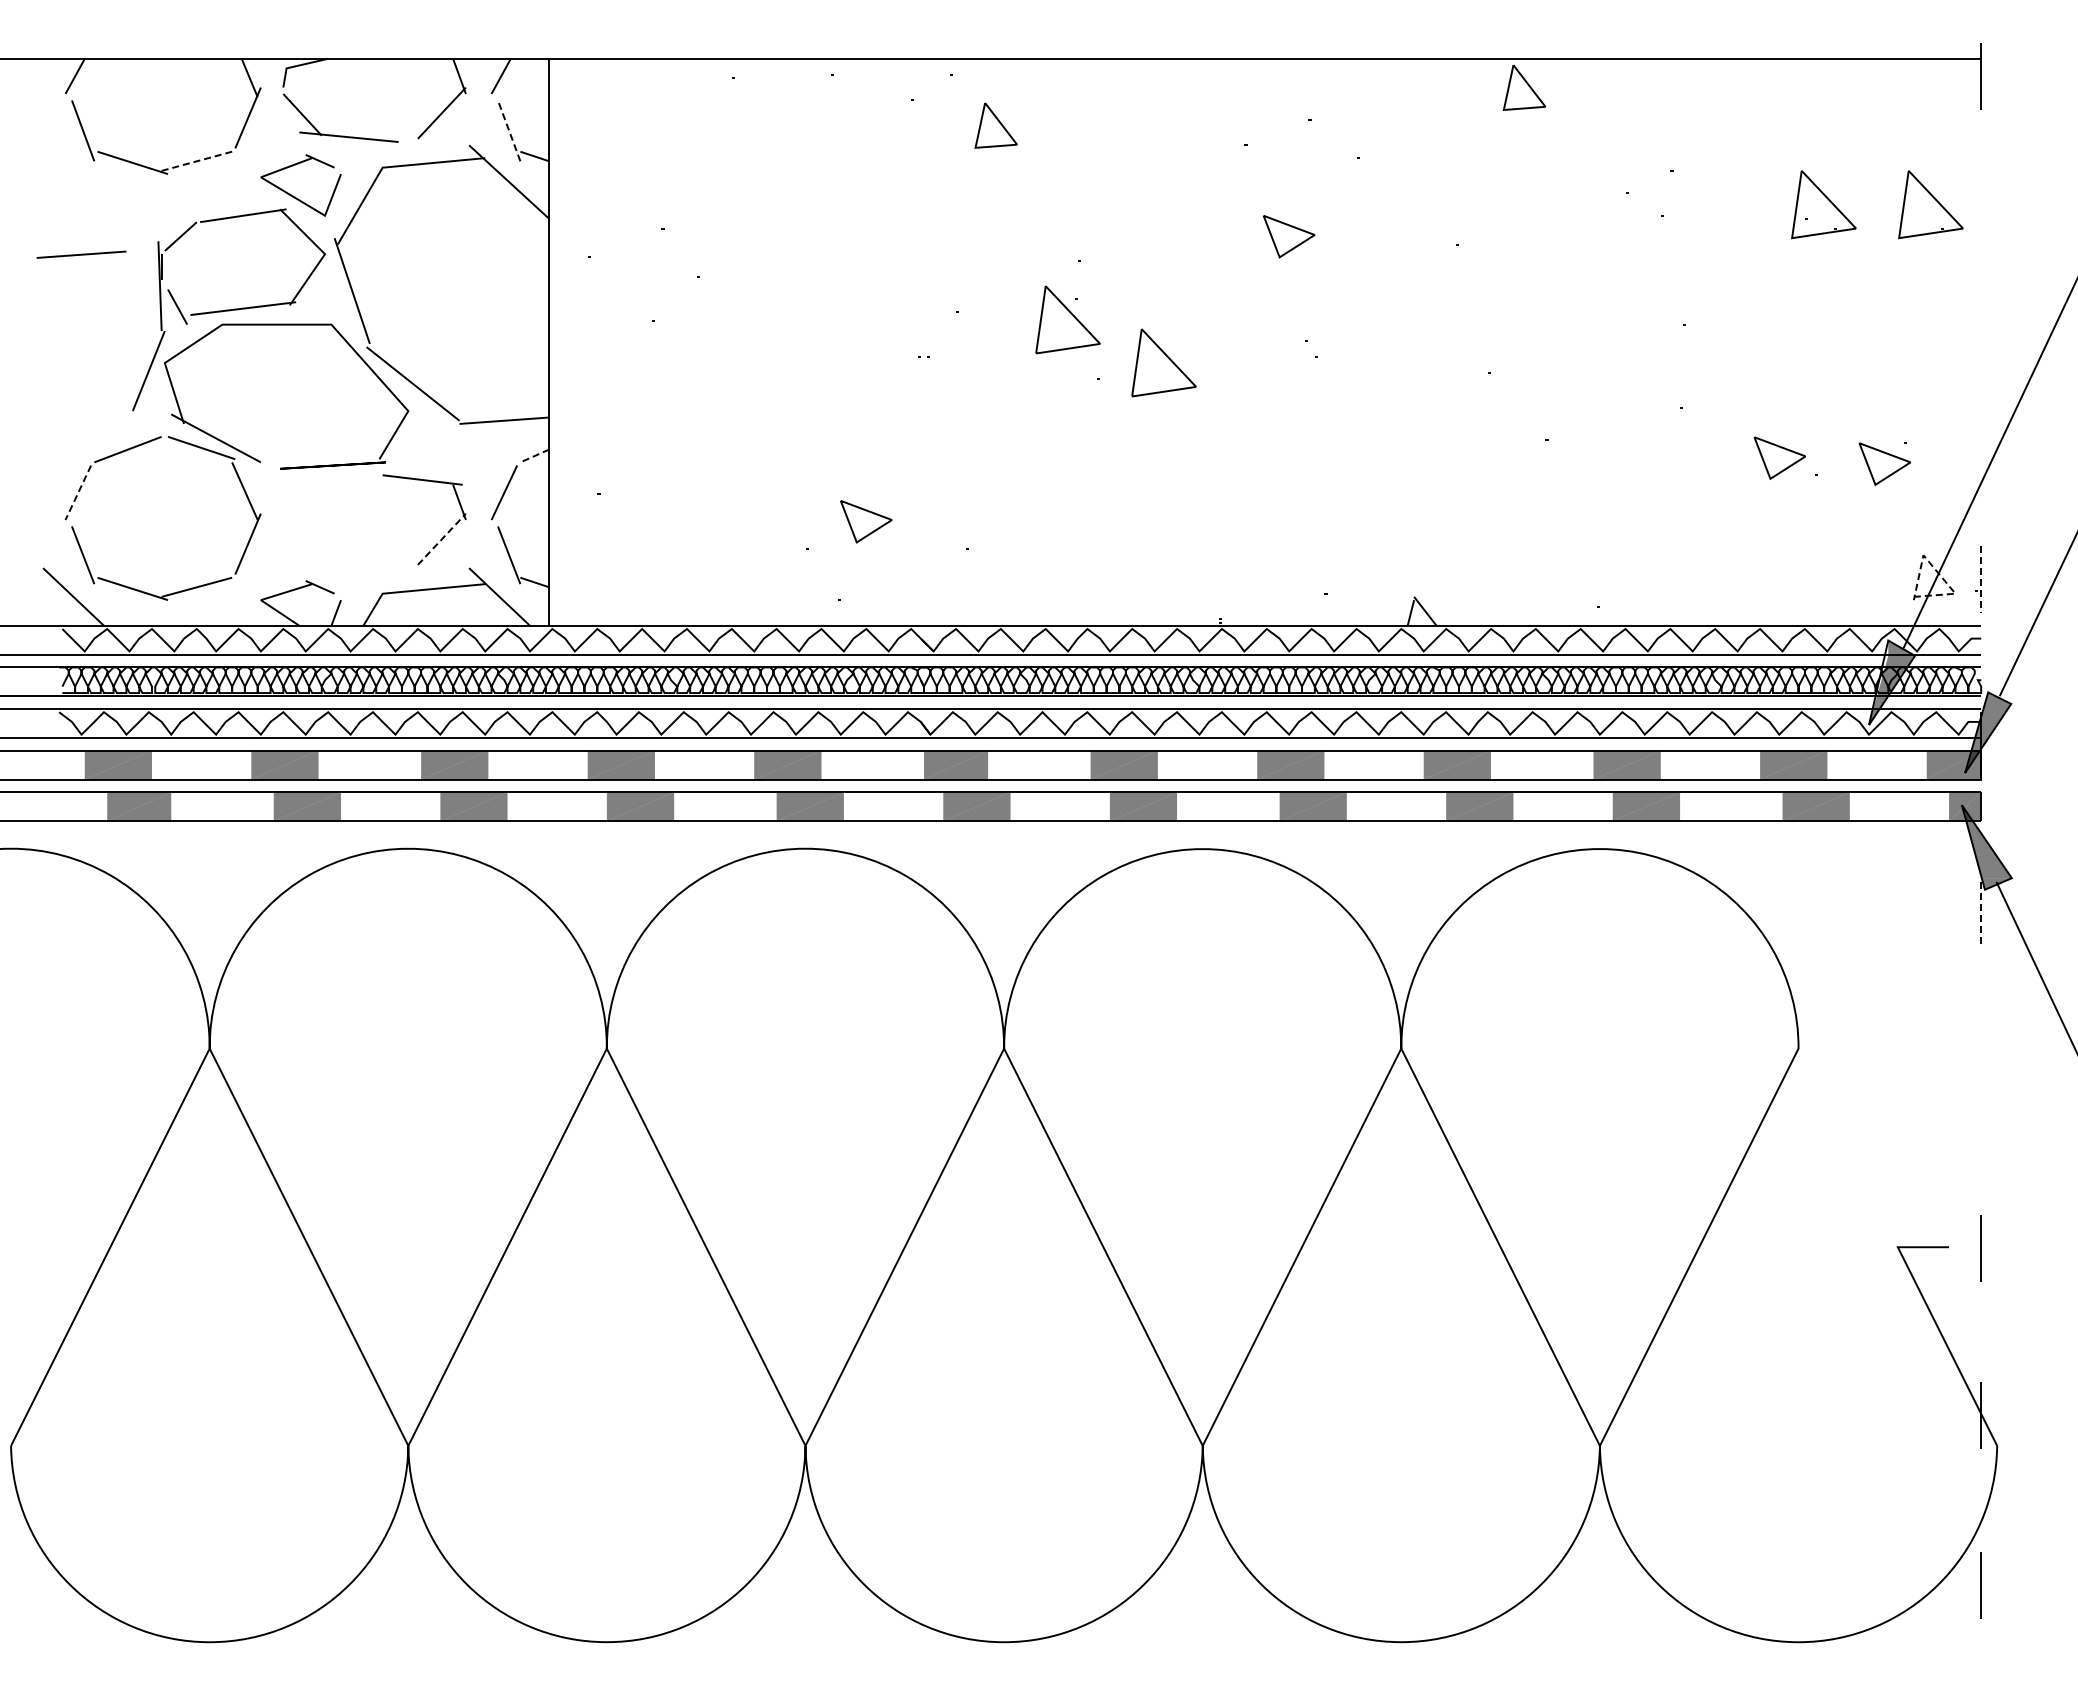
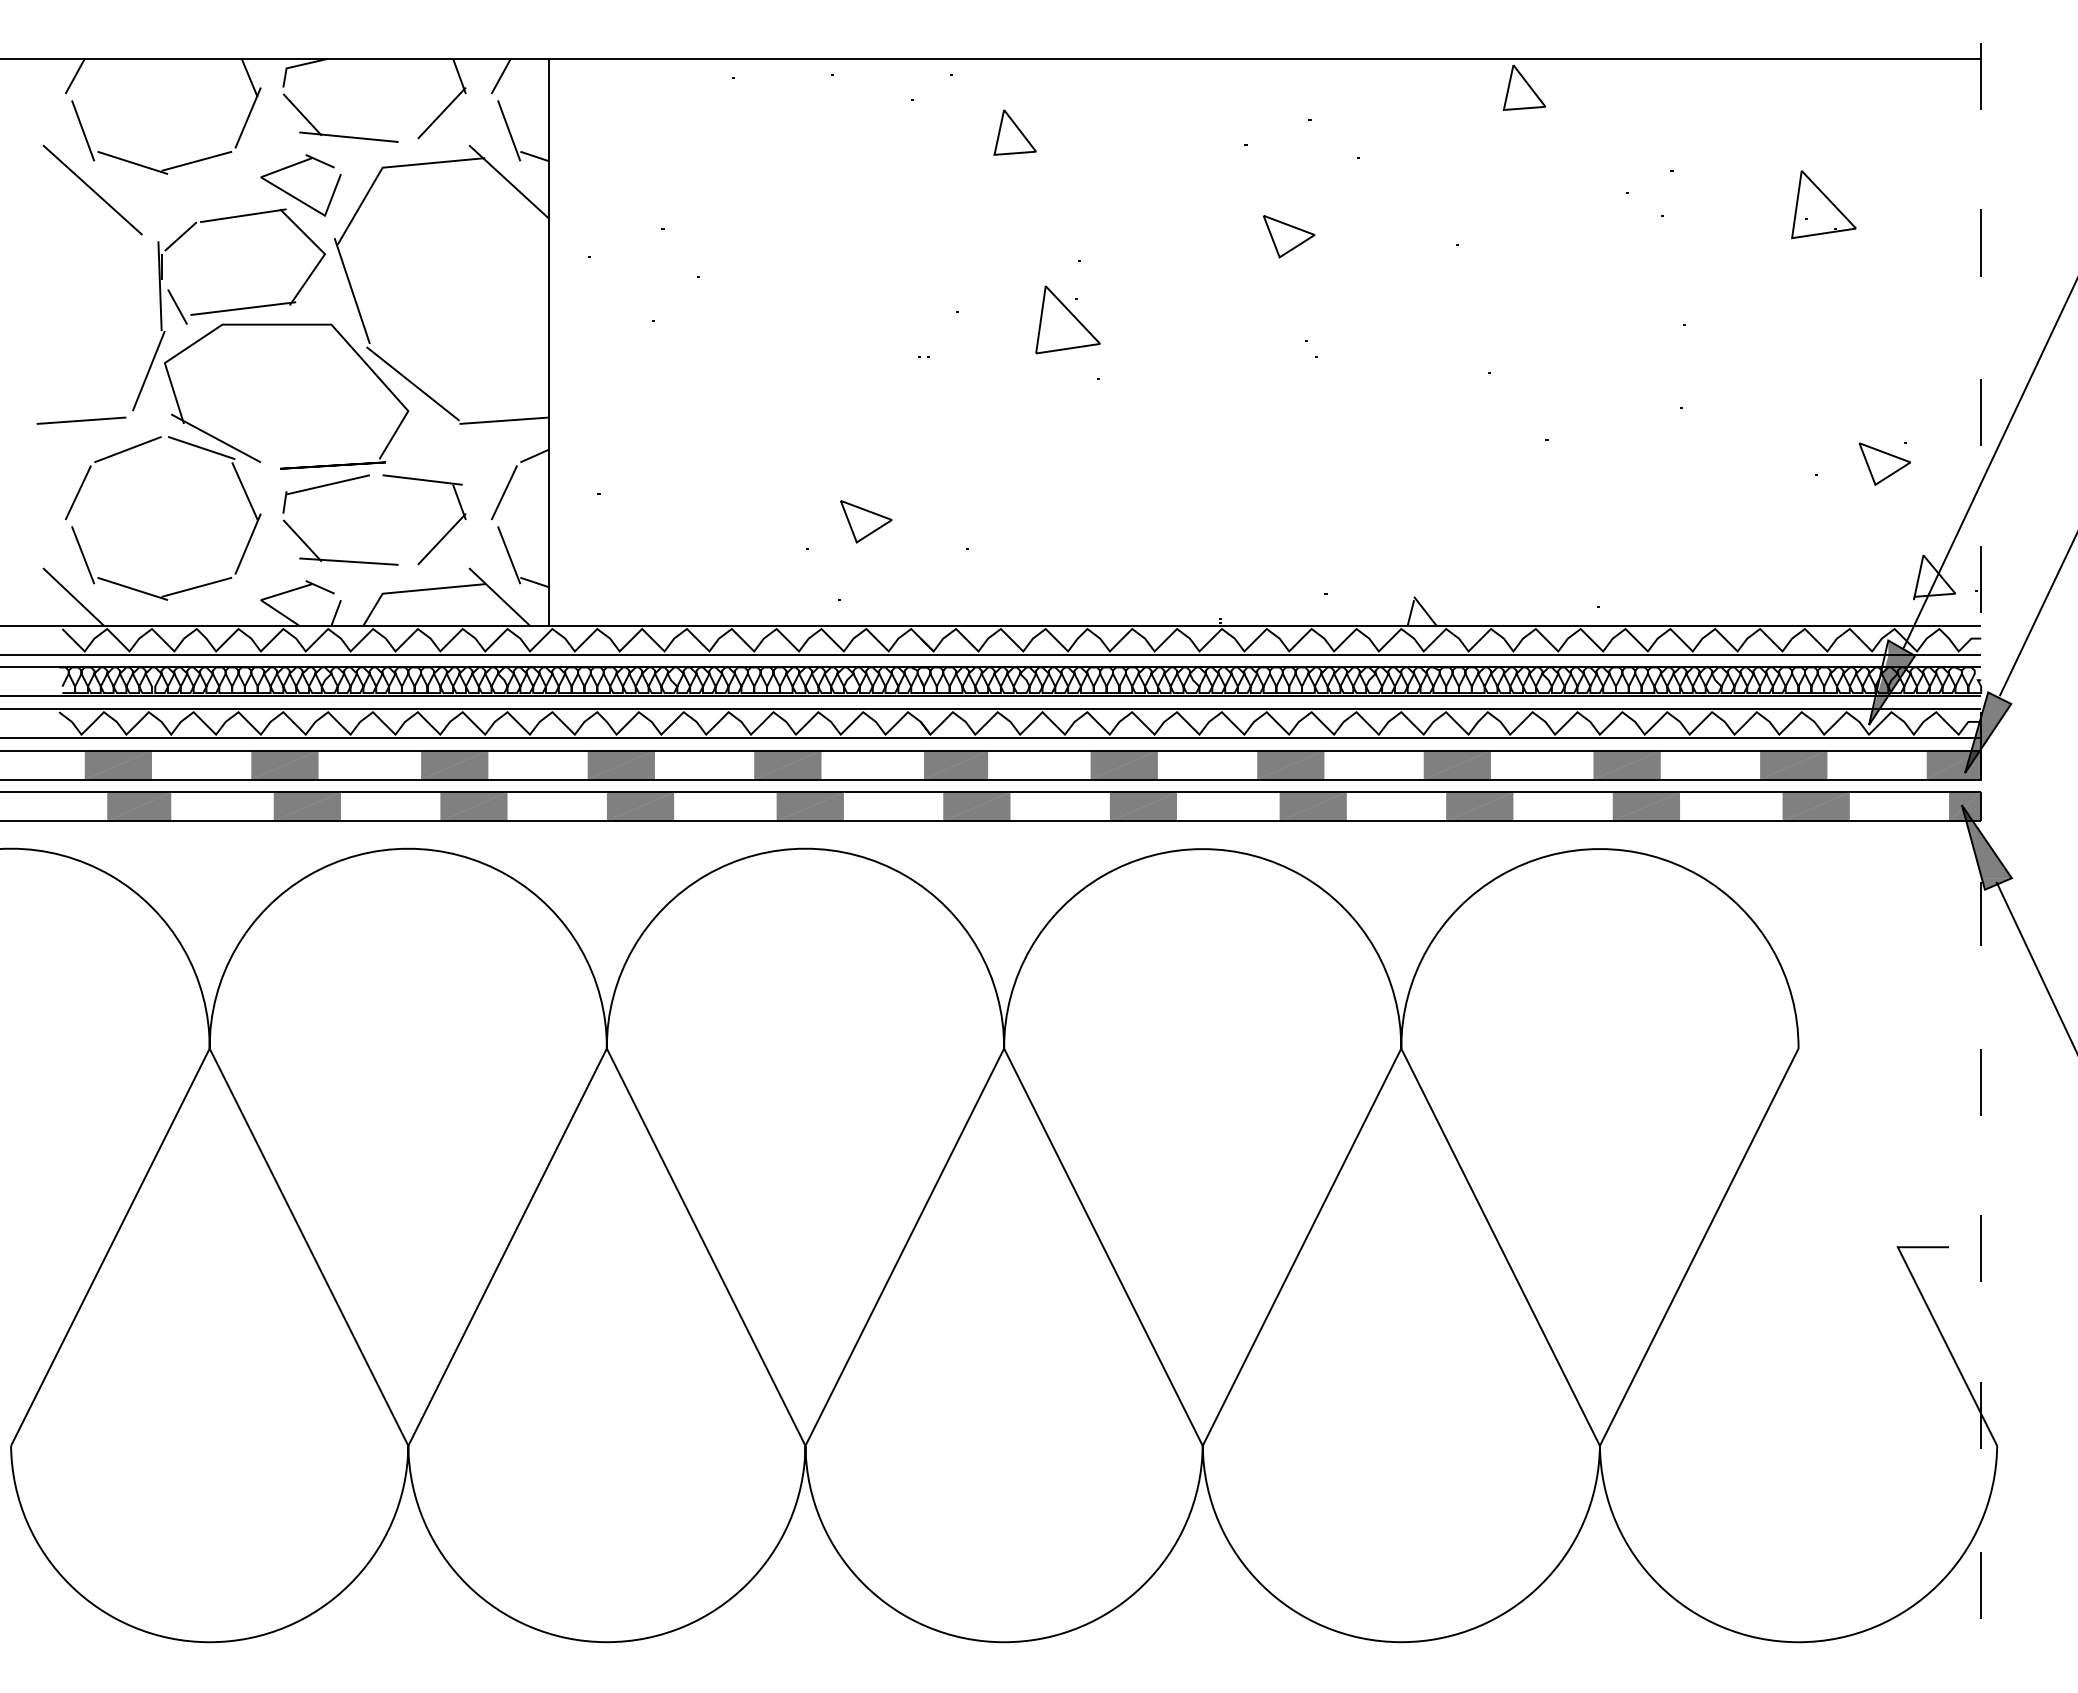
part position: (995, 125) -> (1014, 132) (1014, 132)
line: dashed -> solid (509, 130)
line: dashed -> solid (196, 161)
line: none -> present (92, 189)
part: present -> none (1930, 204)
line: none -> present (1980, 242)
line position: (81, 254) -> (81, 420) (81, 420)
part: present -> none (1163, 362)
line: none -> present (1980, 412)
line: dashed -> solid (534, 455)
part: present -> none (1779, 457)
part: none -> present (335, 484)
line: dashed -> solid (78, 493)
line: dashed -> solid (442, 538)
line: dashed -> solid (1937, 572)
line: dashed -> solid (1981, 579)
line: dashed -> solid (1981, 914)
line: none -> present (1980, 1082)
